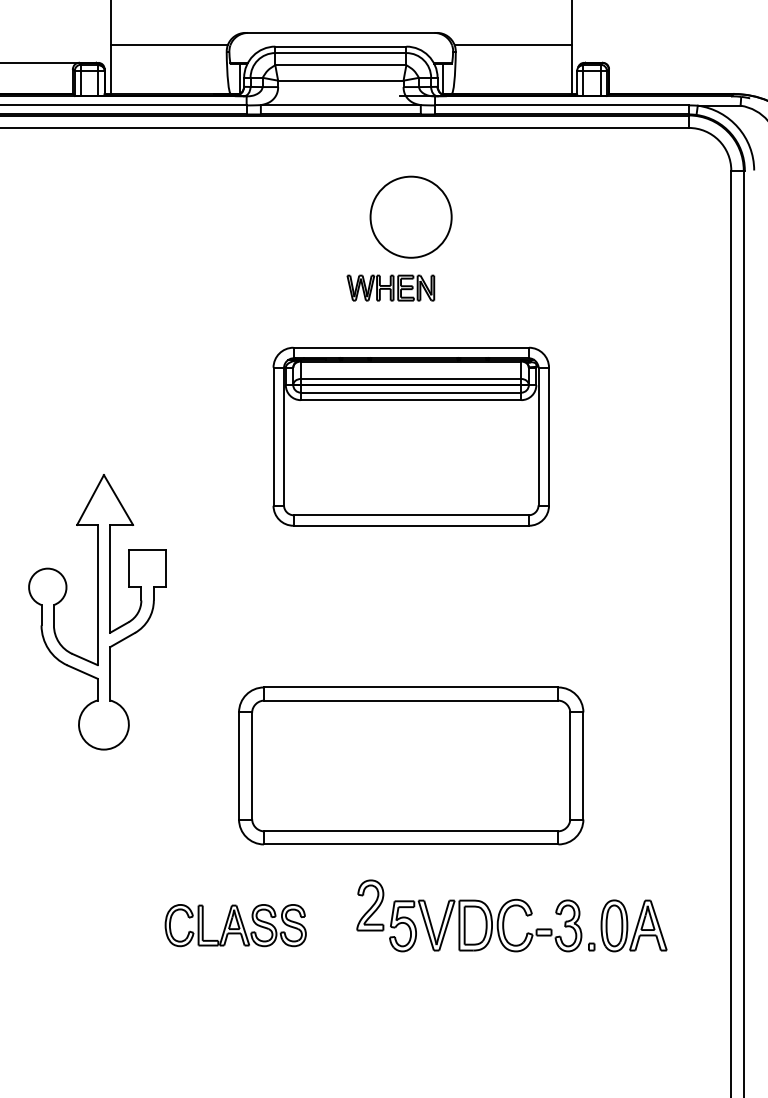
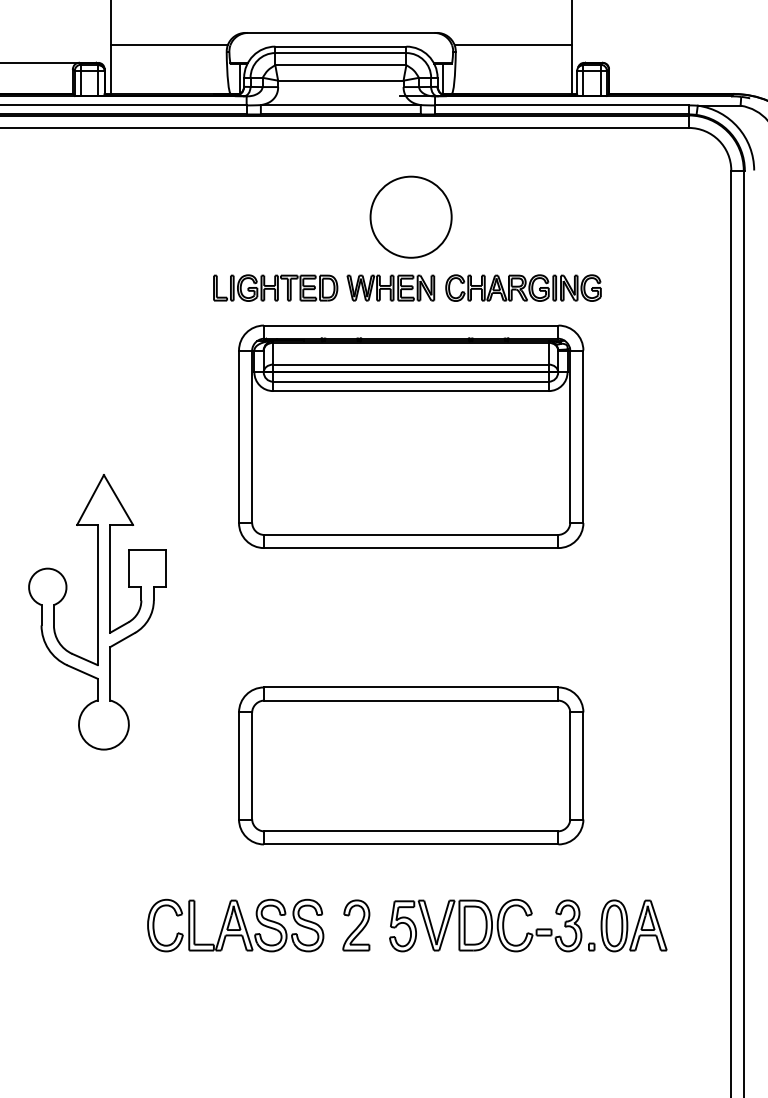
part: none -> present (275, 287)
part: none -> present (523, 287)
part size: 278x181 px -> 347x225 px (411, 436)
part position: (370, 905) -> (356, 925) (356, 925)
part size: 143x44 px -> 178x55 px (235, 925)
